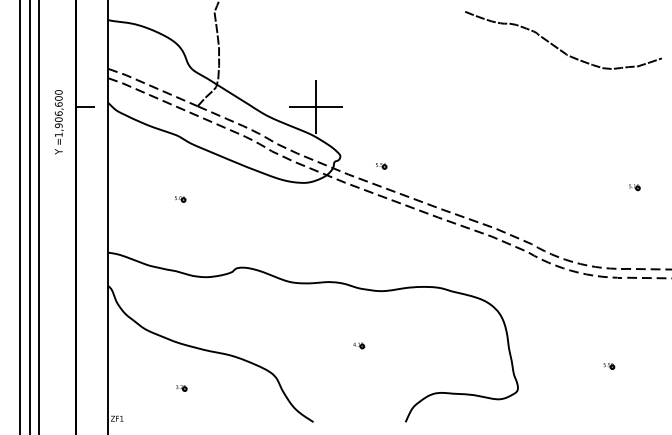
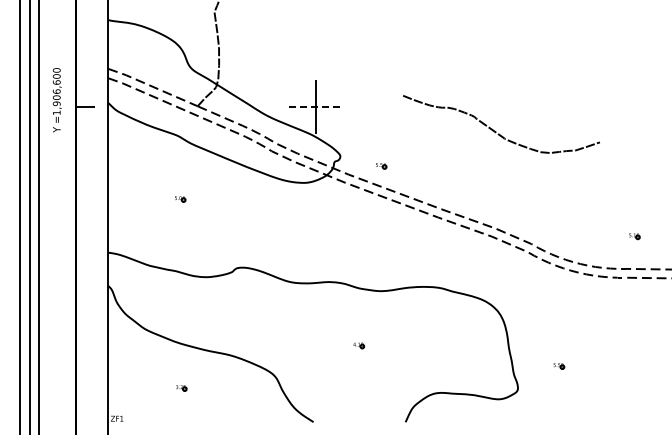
curve position: (558, 47) -> (496, 131) (496, 131)
line: solid -> dashed (316, 107)
text position: (58, 122) -> (56, 100) (56, 100)
part position: (634, 187) -> (634, 236) (634, 236)
part position: (609, 366) -> (559, 366) (559, 366)
